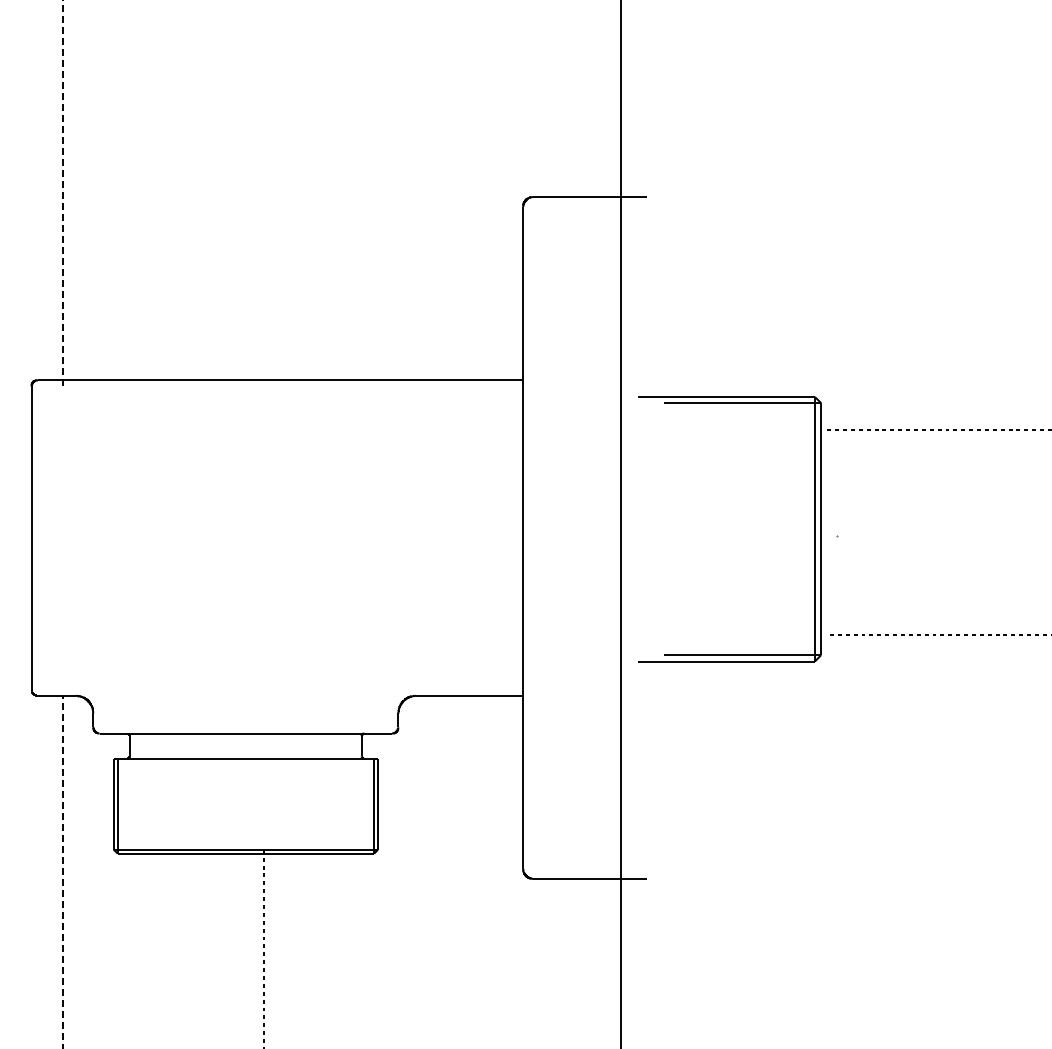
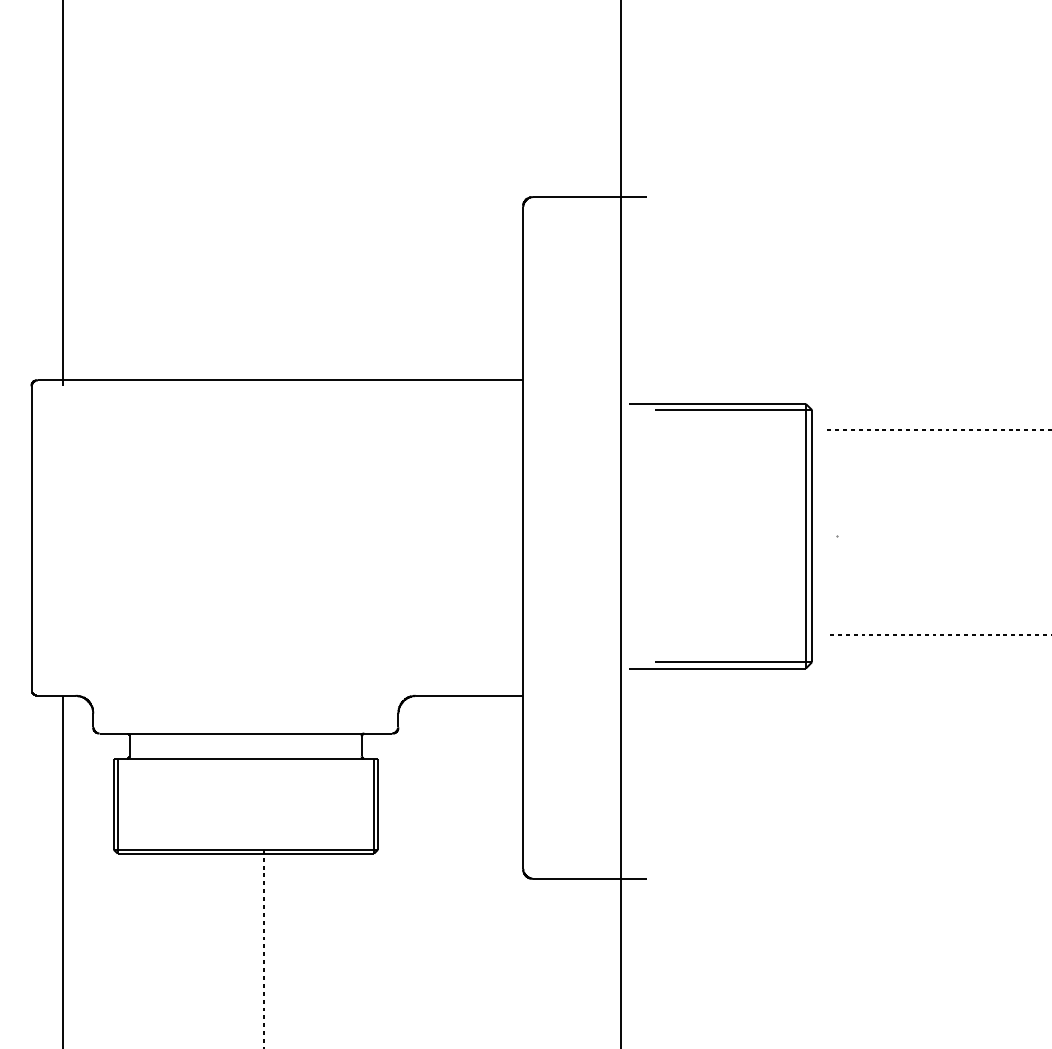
line: dashed -> solid (63, 193)
part position: (814, 529) -> (805, 536) (805, 536)
line: dashed -> solid (63, 871)
